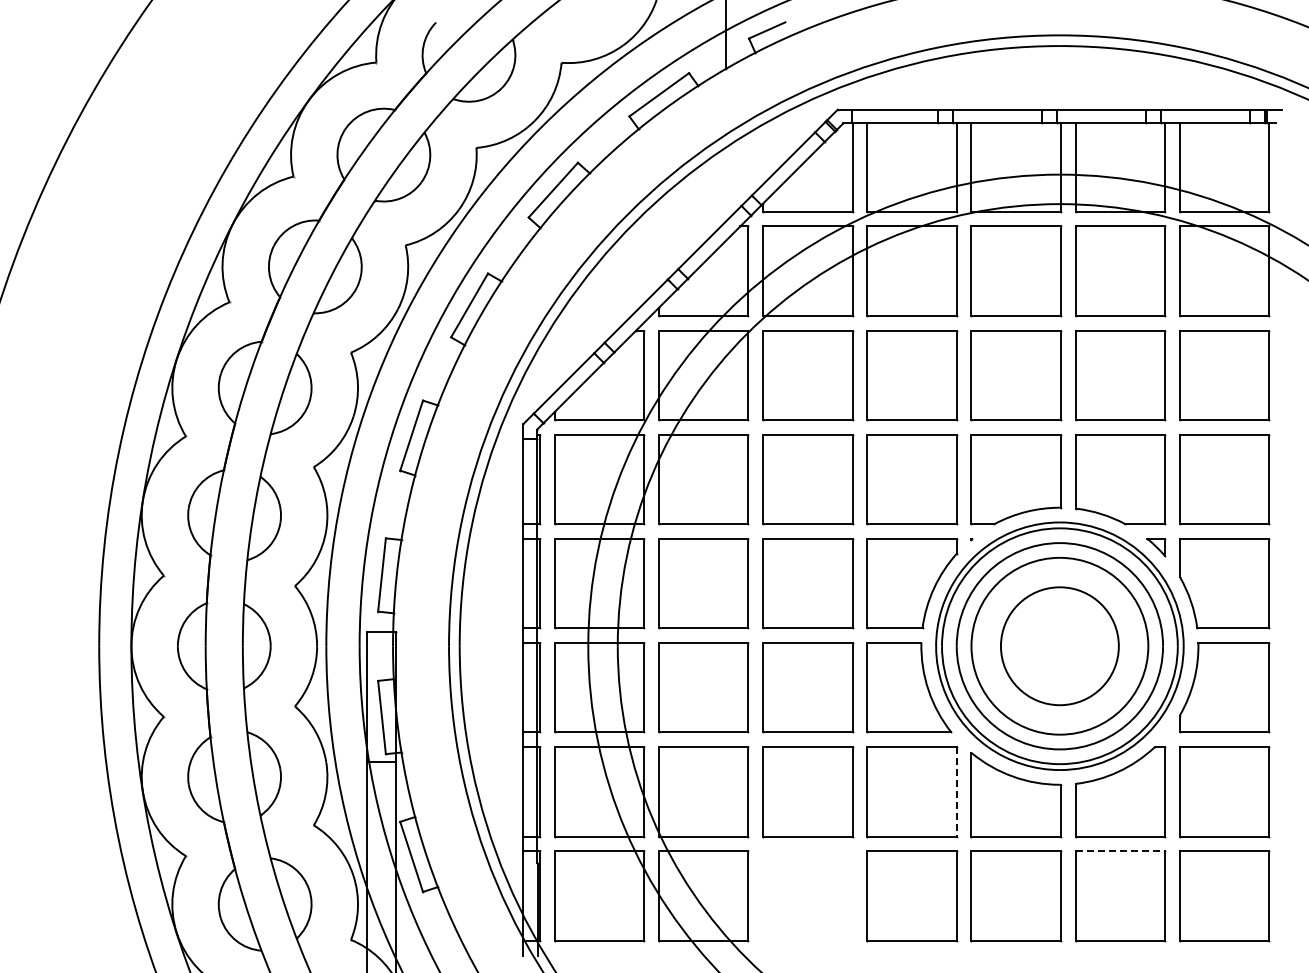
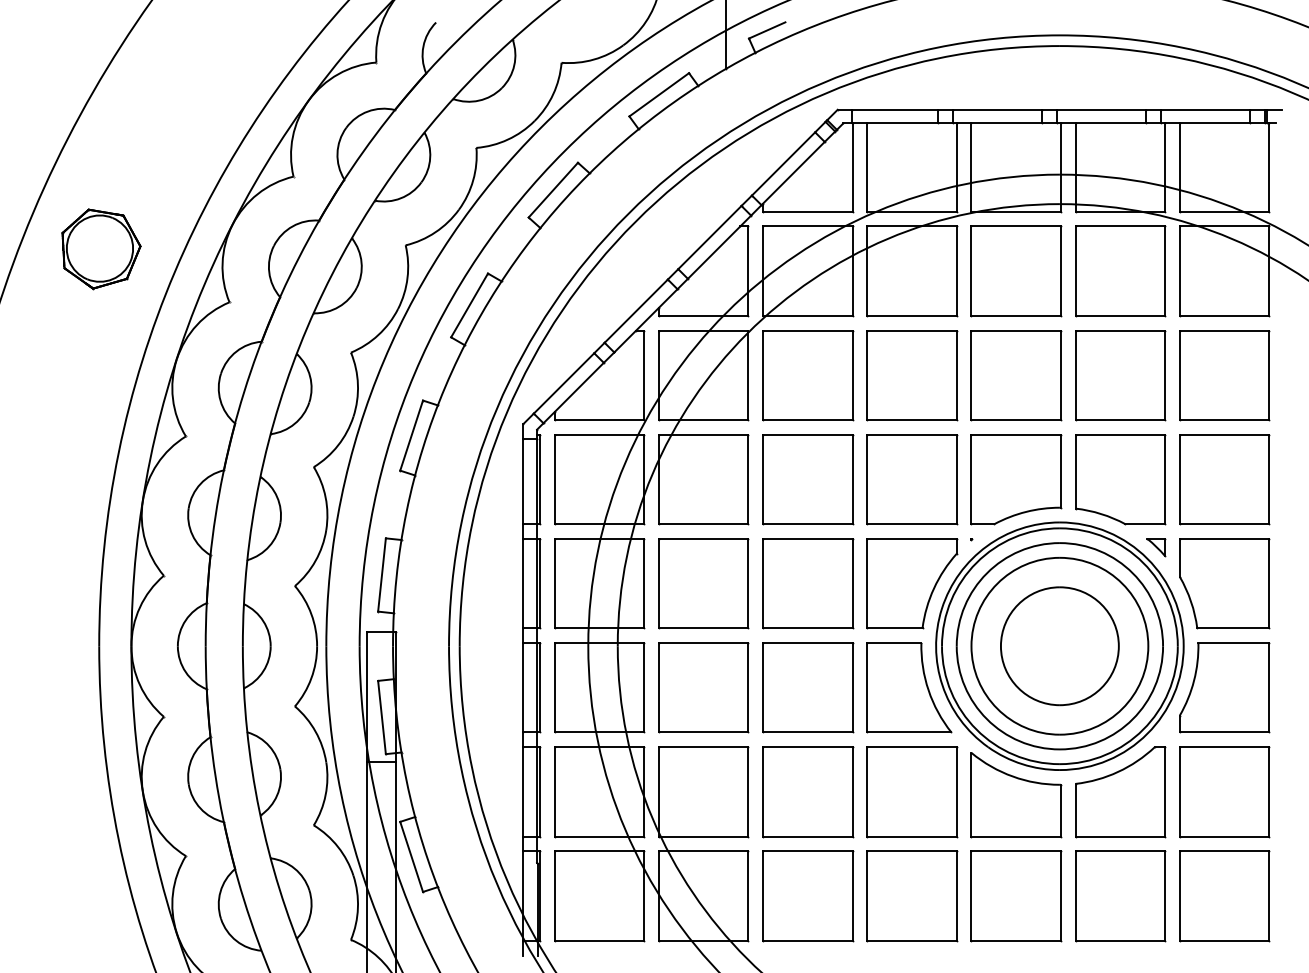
part: none -> present (101, 249)
line: dashed -> solid (956, 791)
line: dashed -> solid (1120, 851)
part: none -> present (808, 896)
